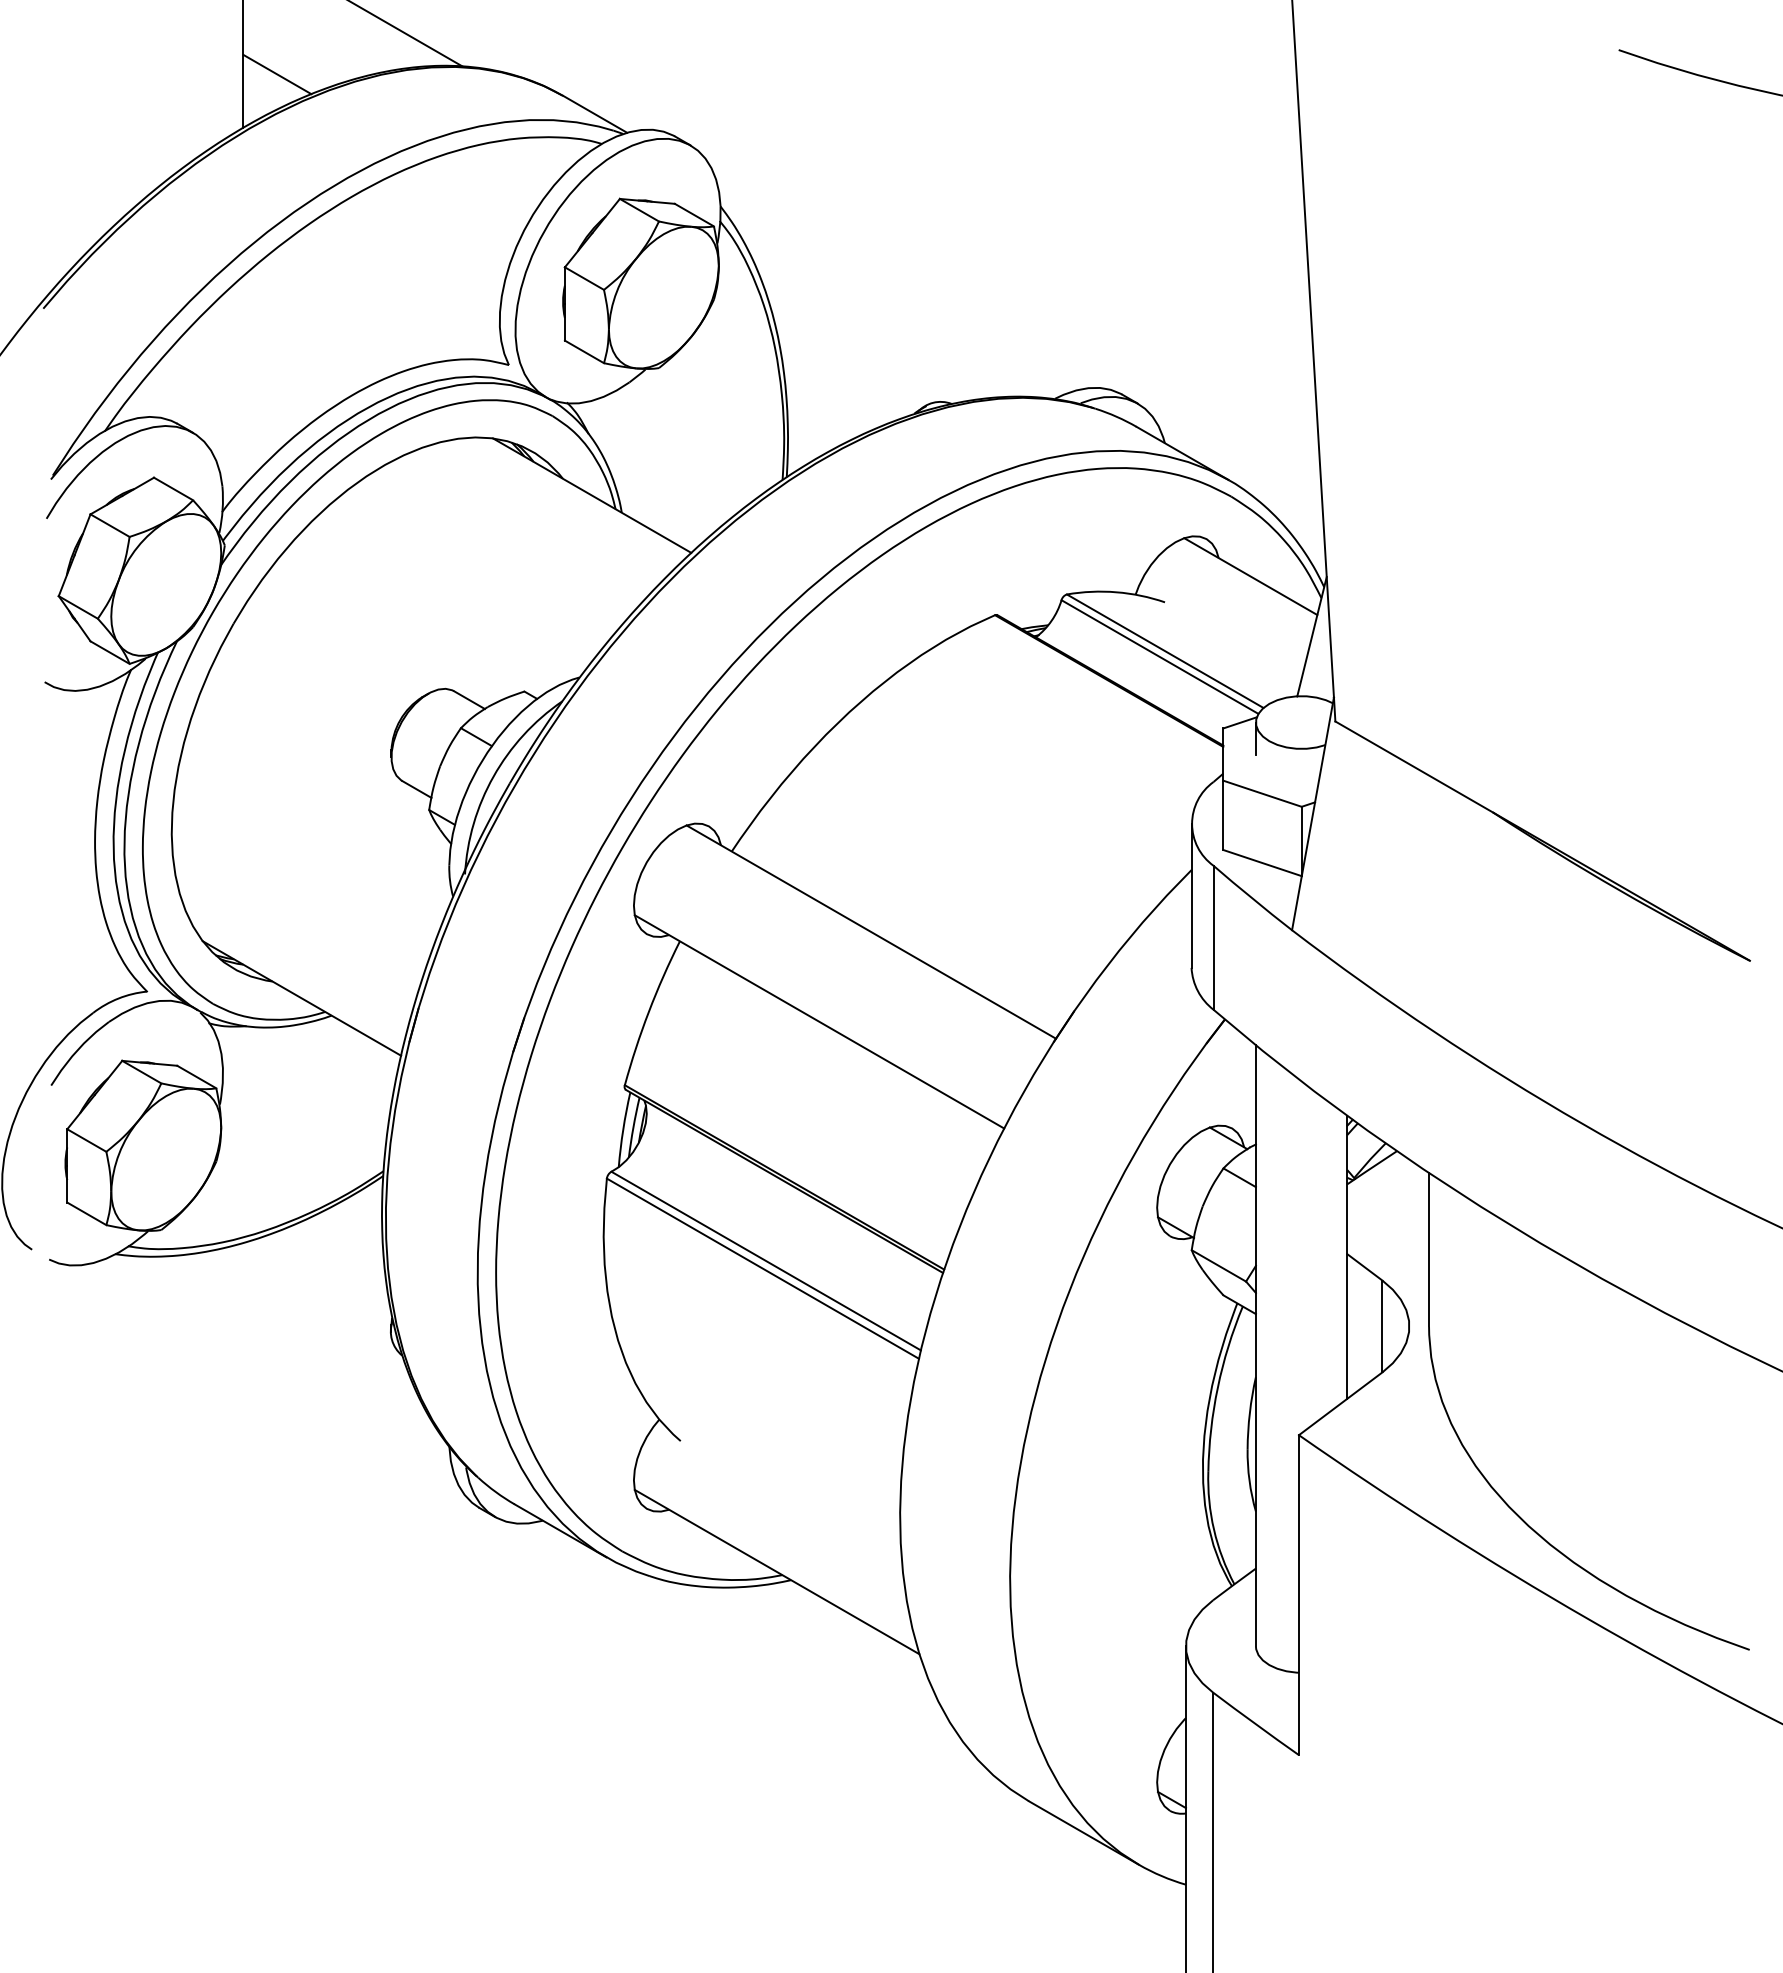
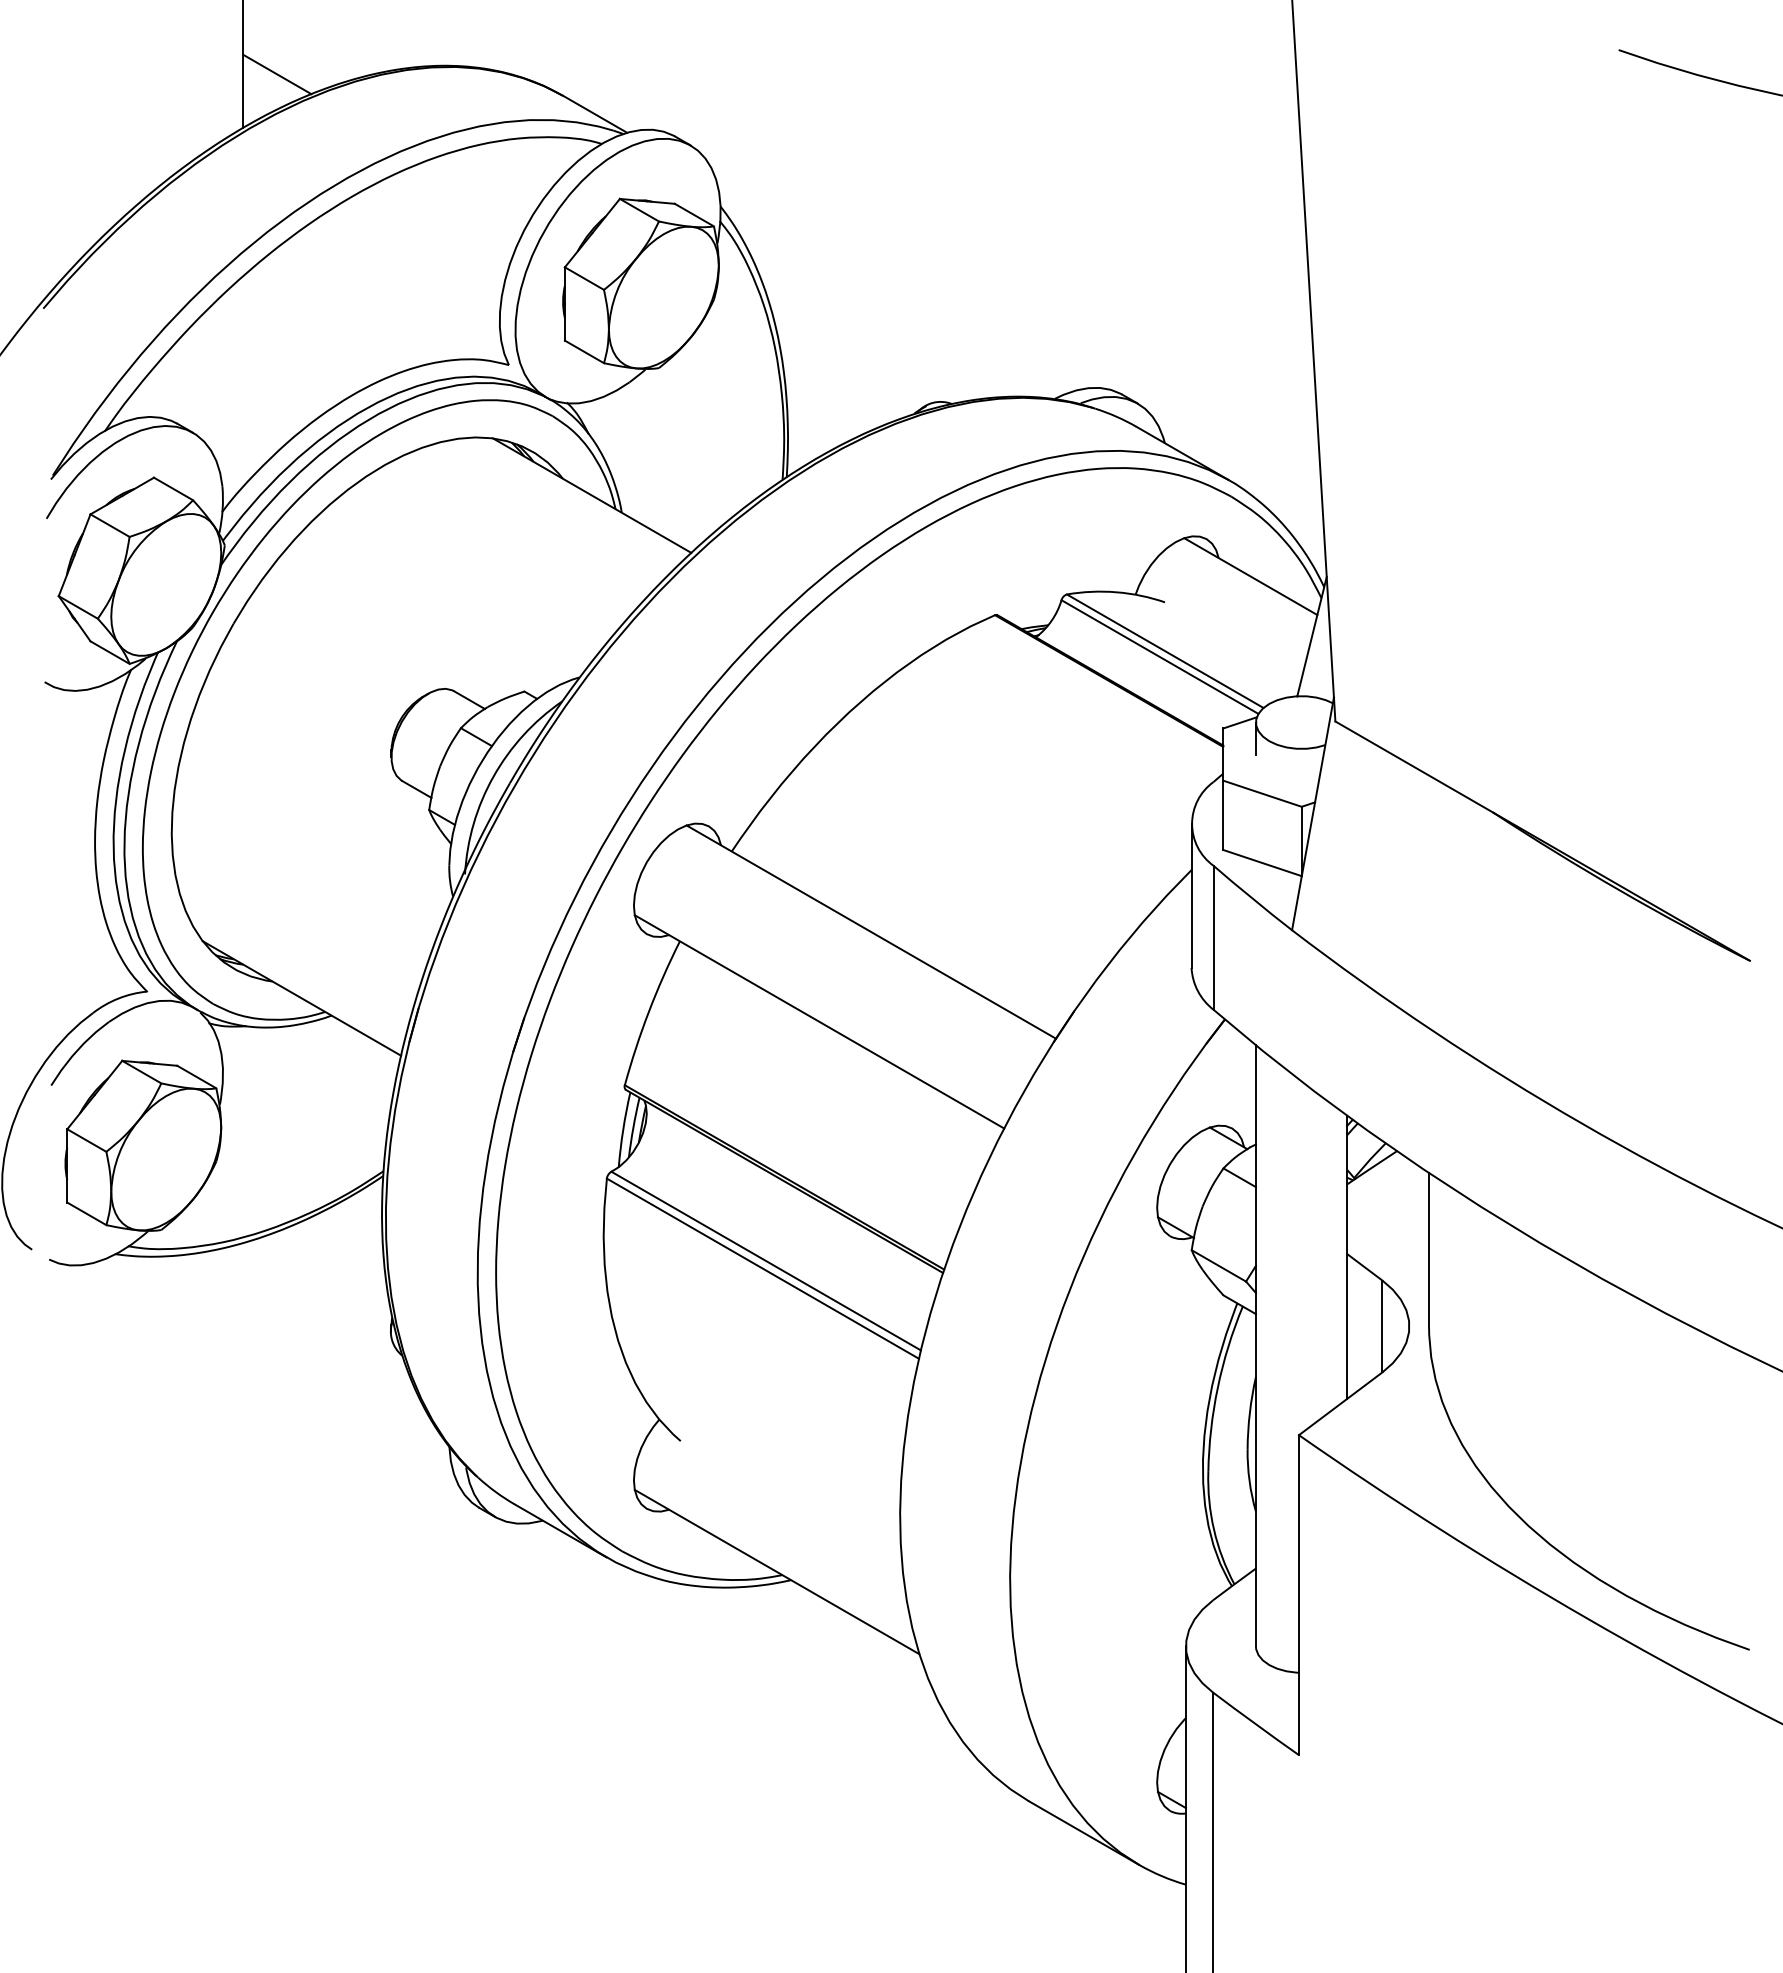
line: present -> none (406, 34)
